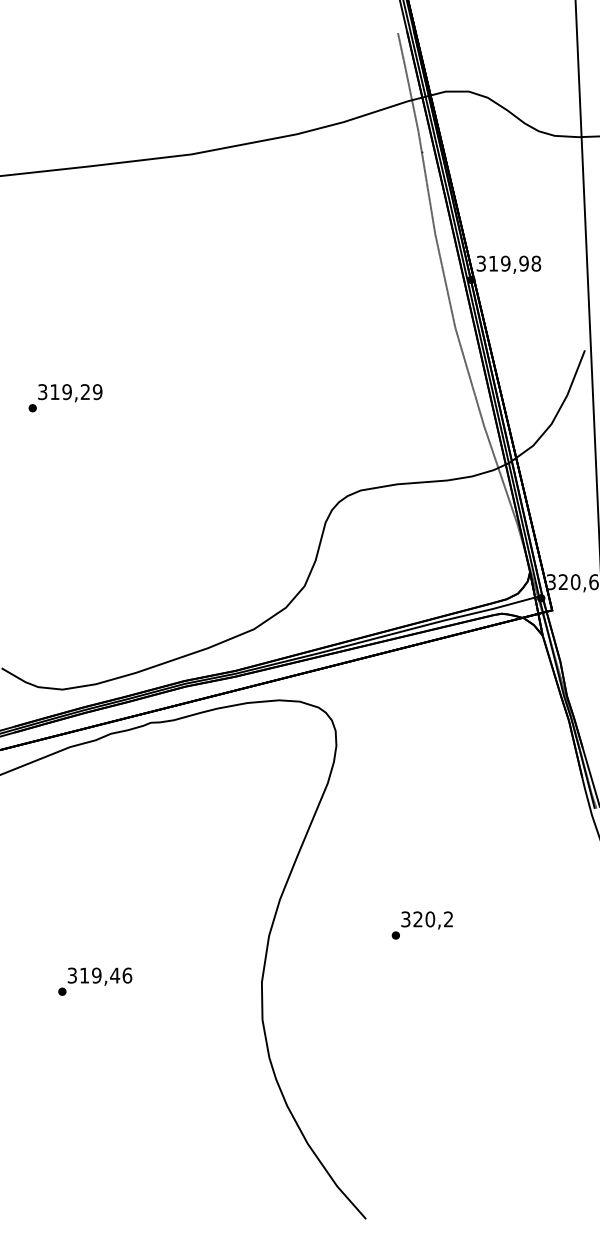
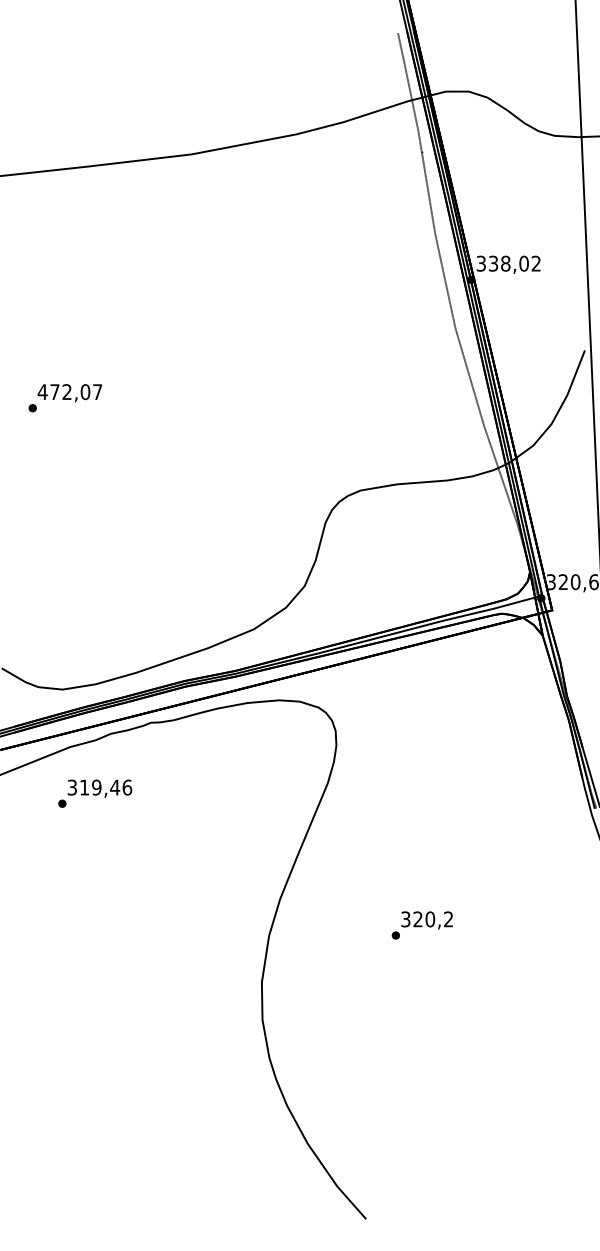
text: 319,98 -> 338,02 (515, 263)
text: 319,29 -> 472,07 (69, 392)
text position: (95, 981) -> (95, 793) (95, 793)
